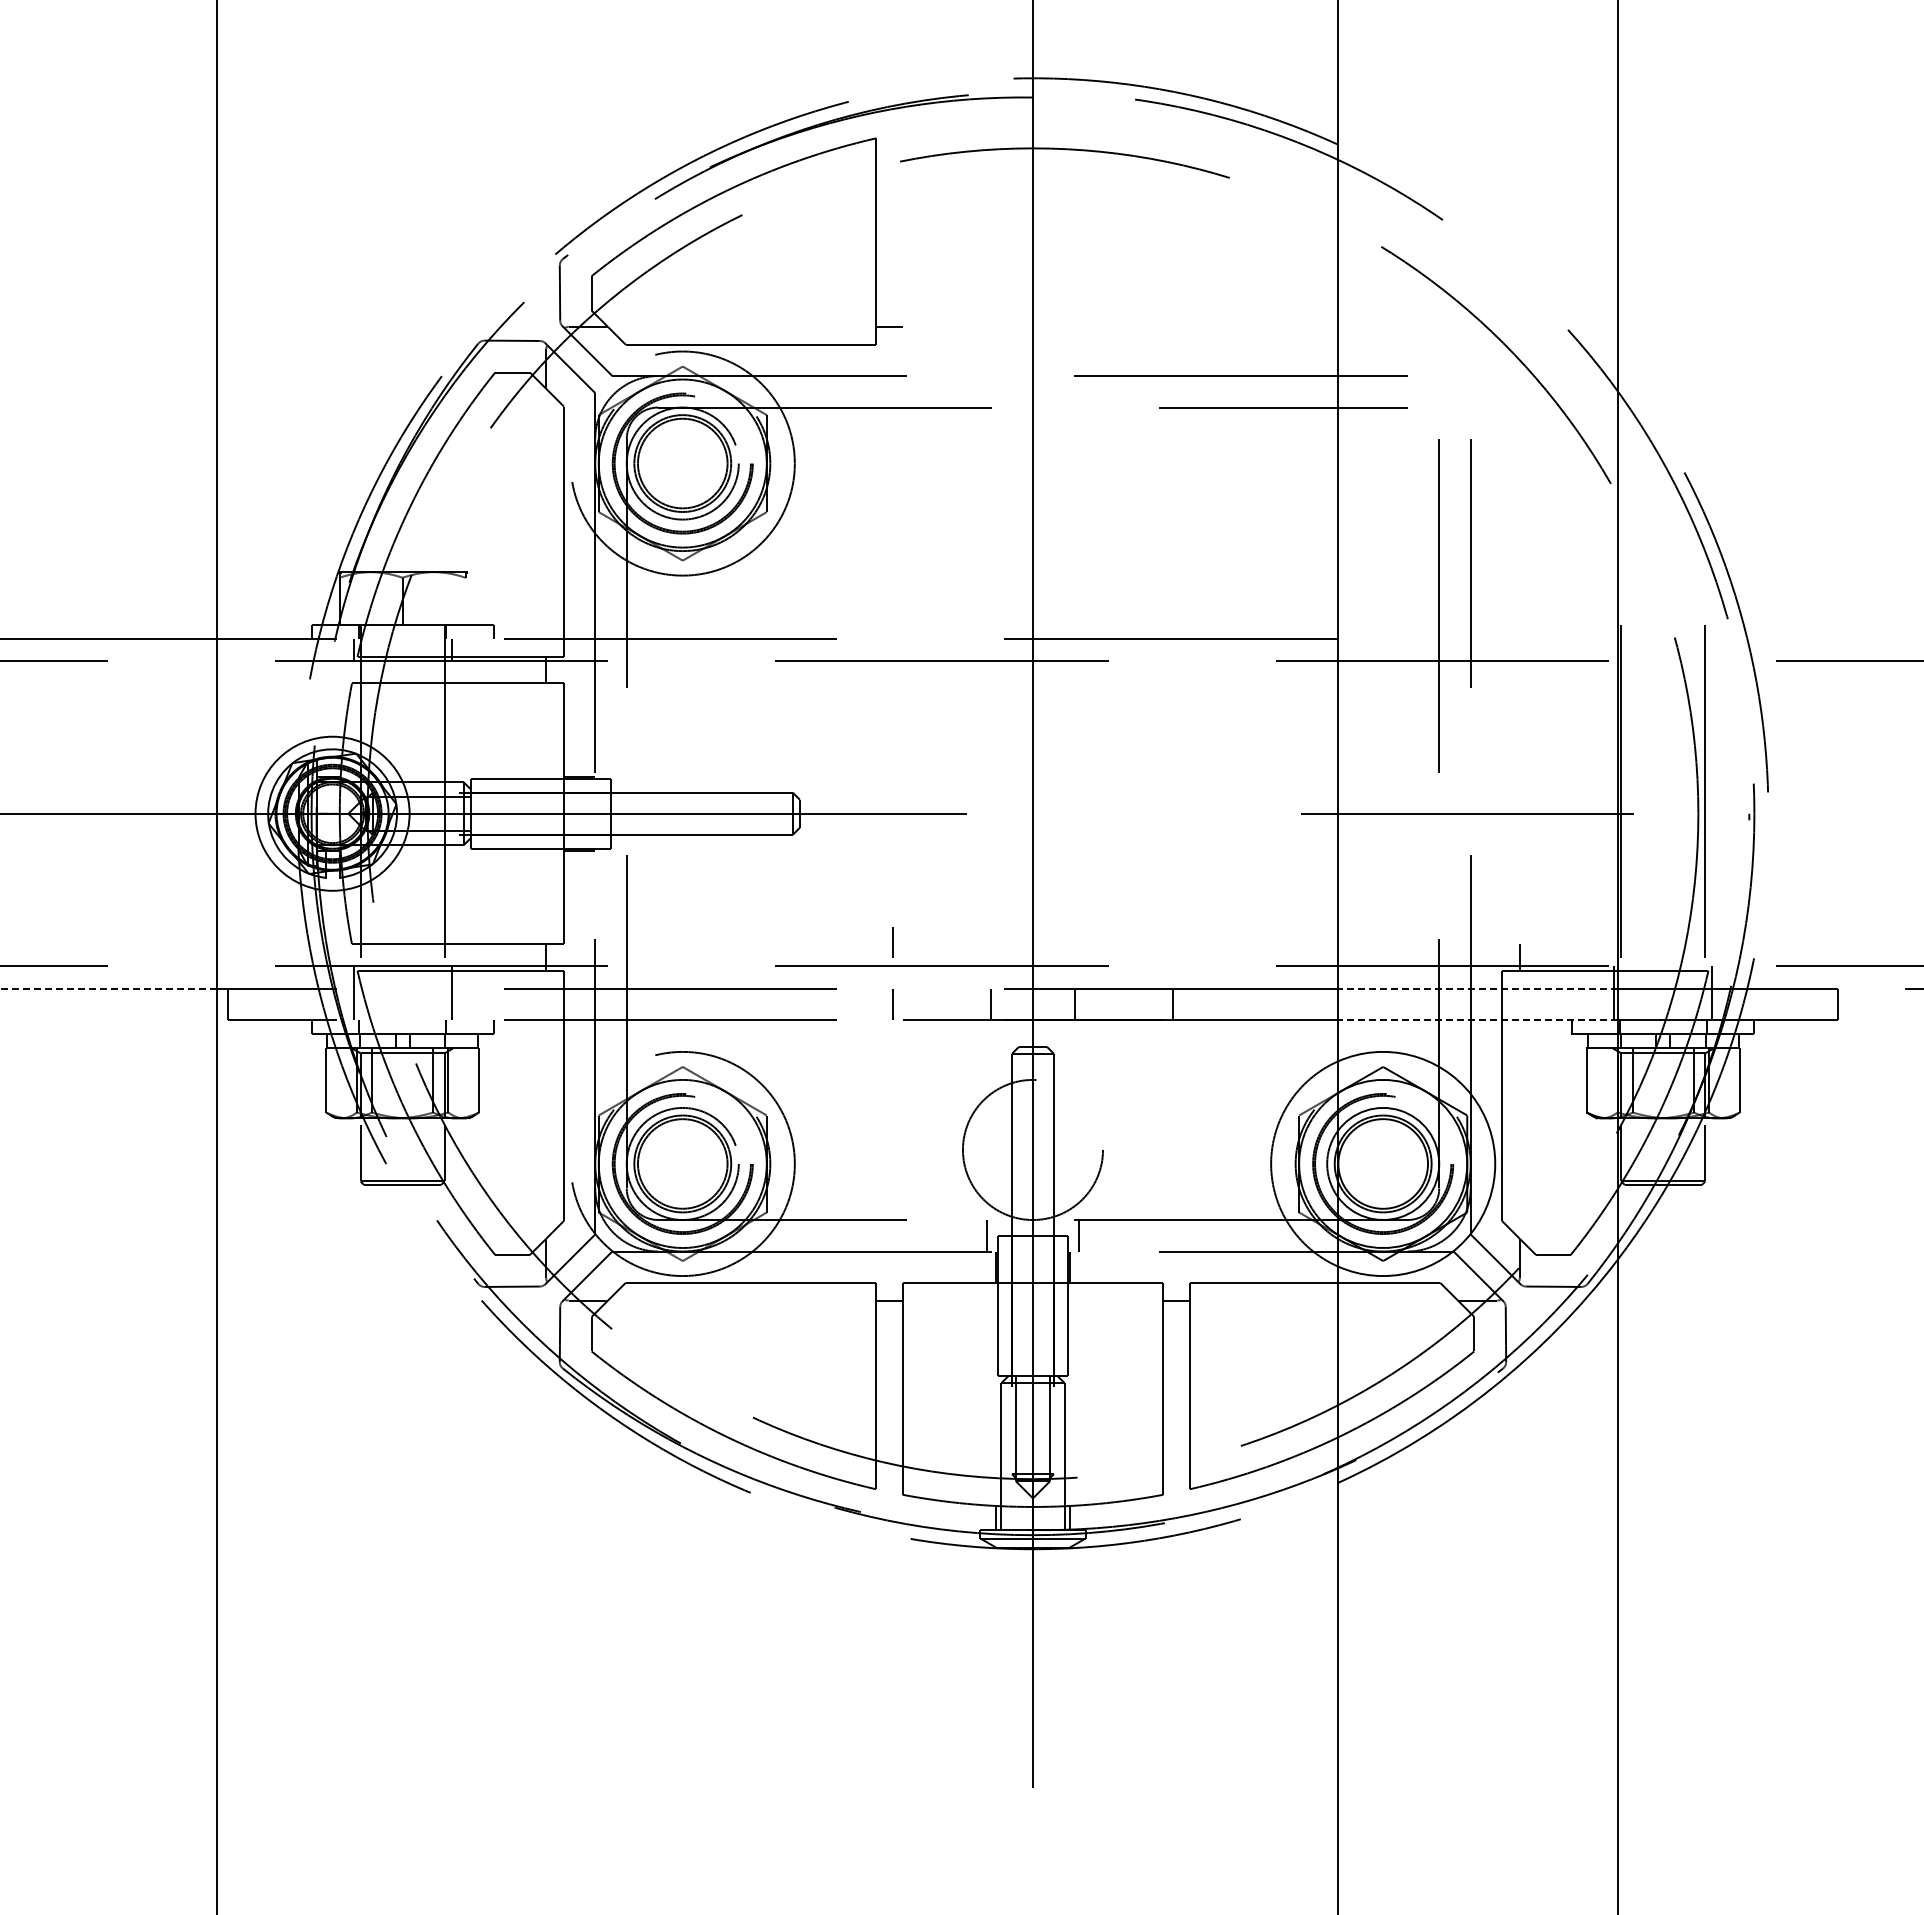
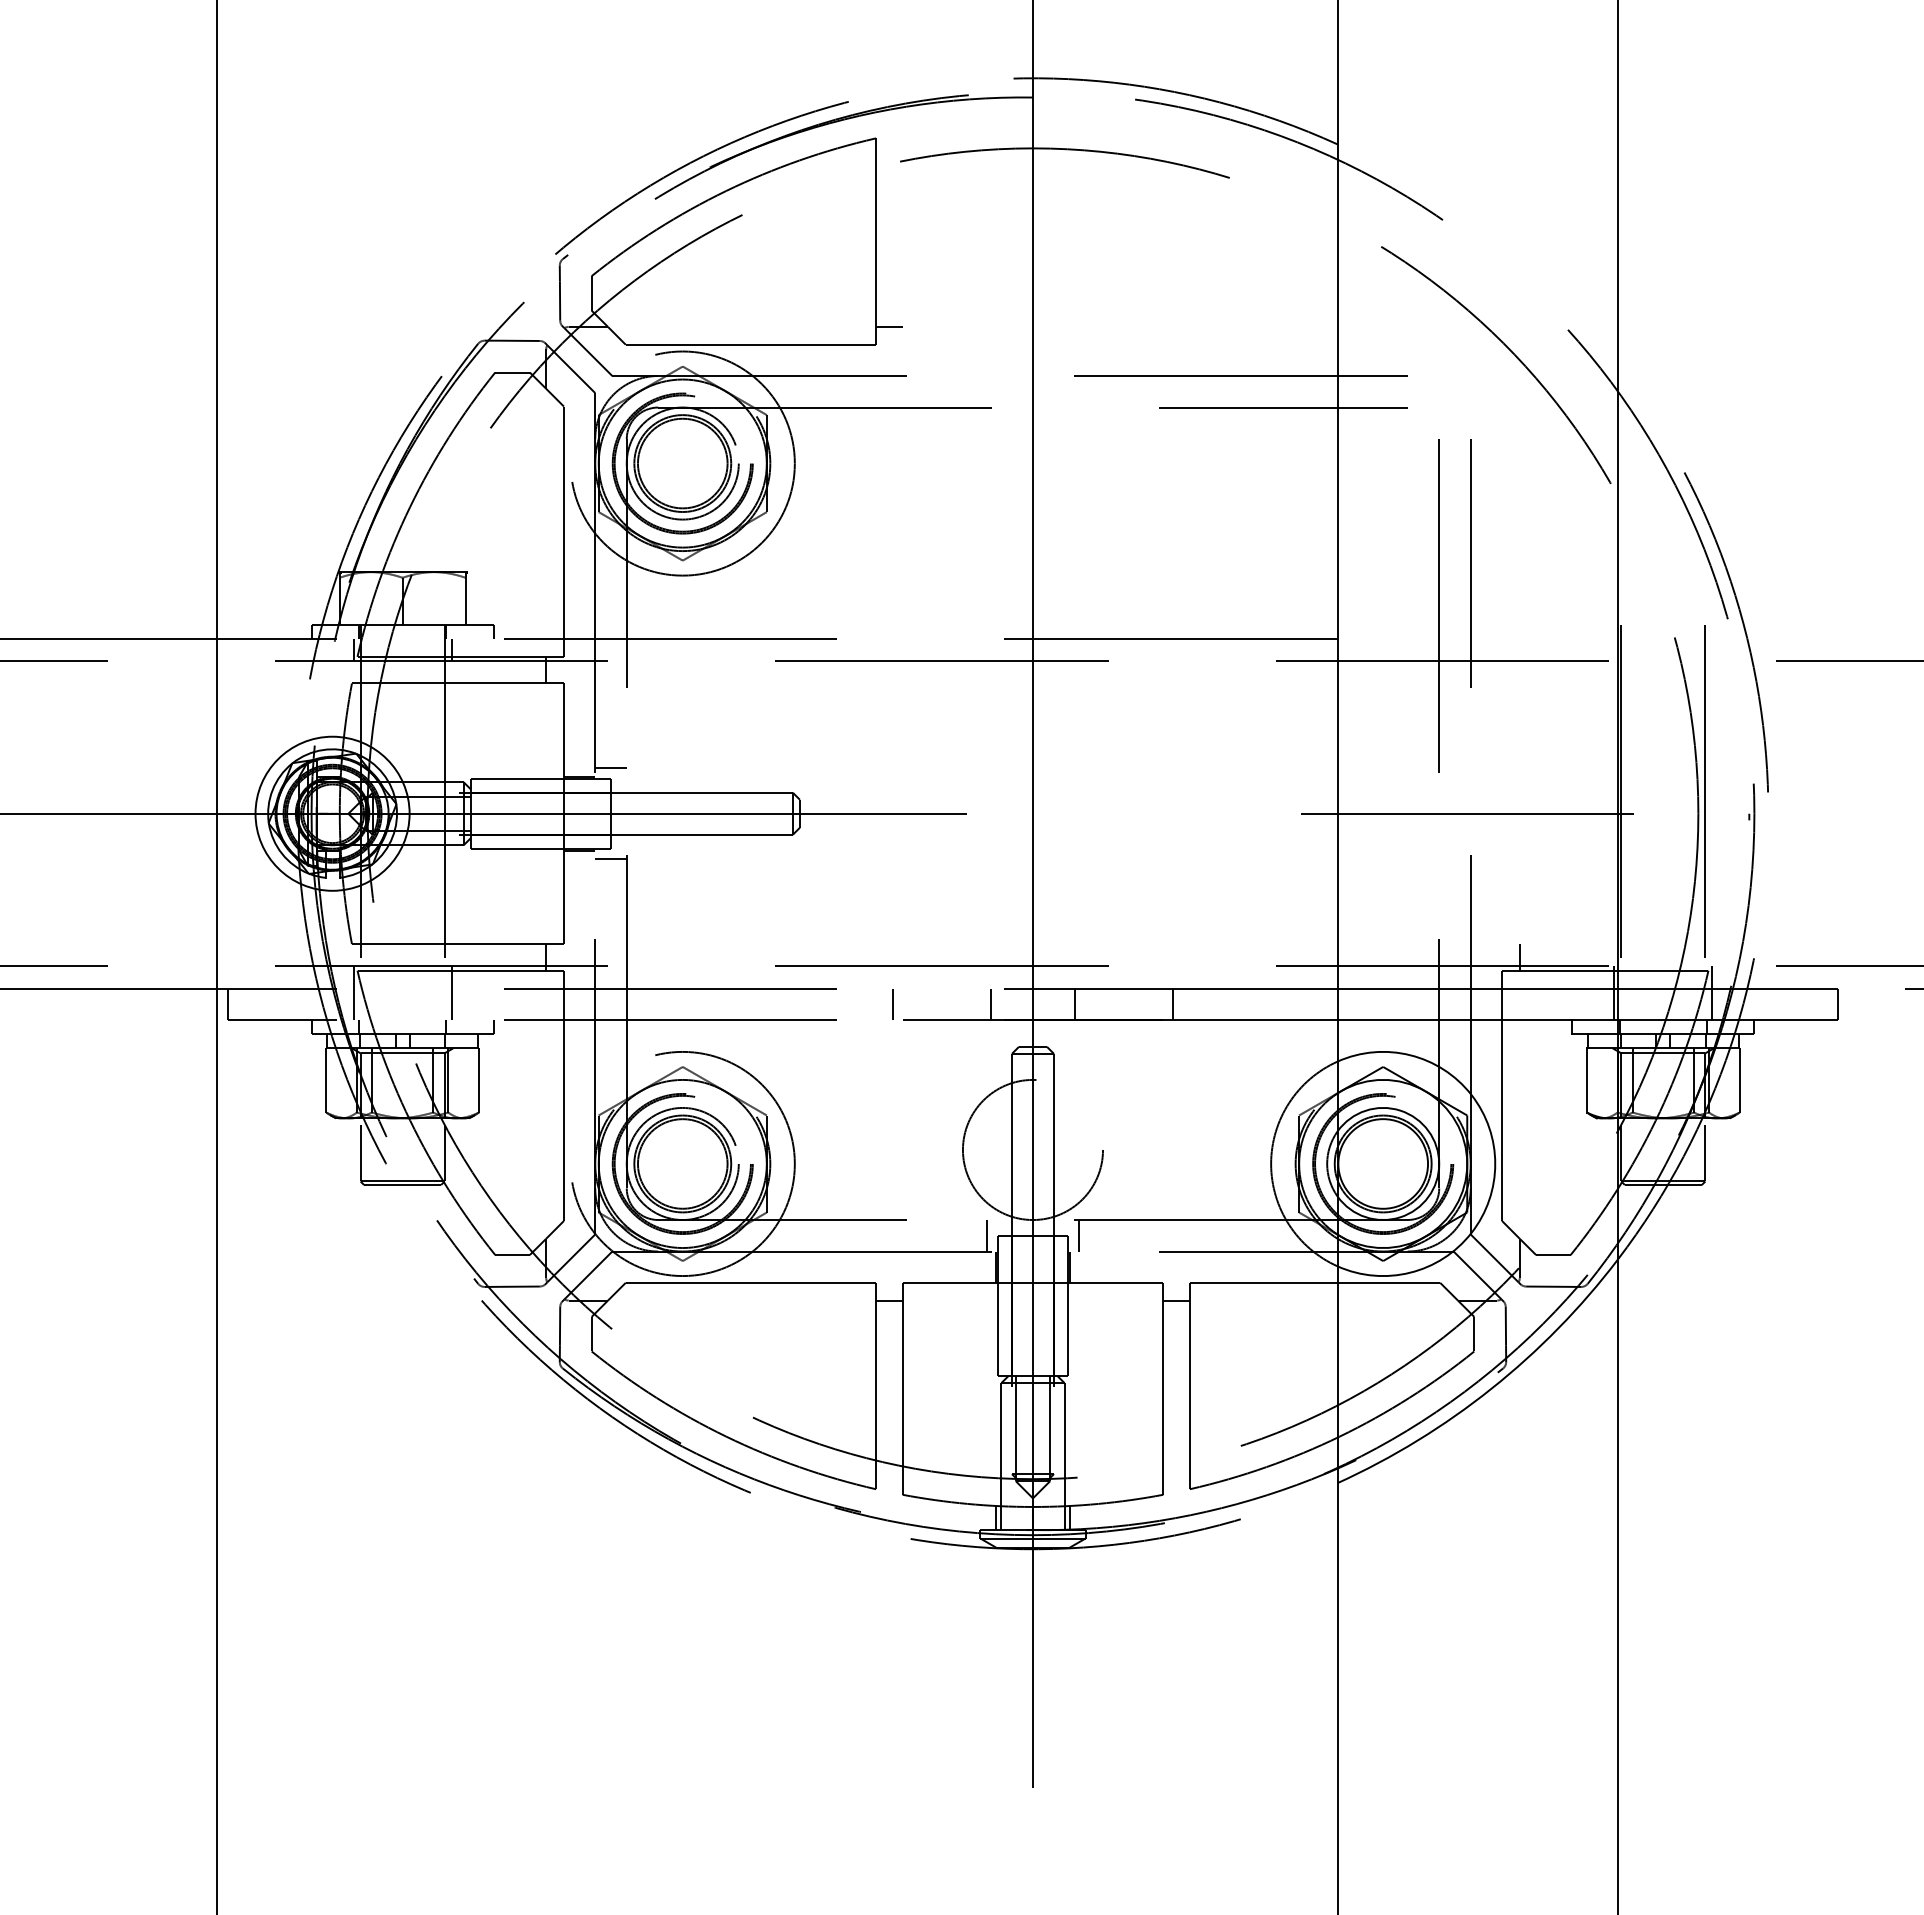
line: none -> present (465, 600)
line: none -> present (610, 768)
line: none -> present (610, 859)
line: present -> none (892, 942)
line: dashed -> solid (108, 988)
line: dashed -> solid (1477, 988)
line: dashed -> solid (1477, 1020)
